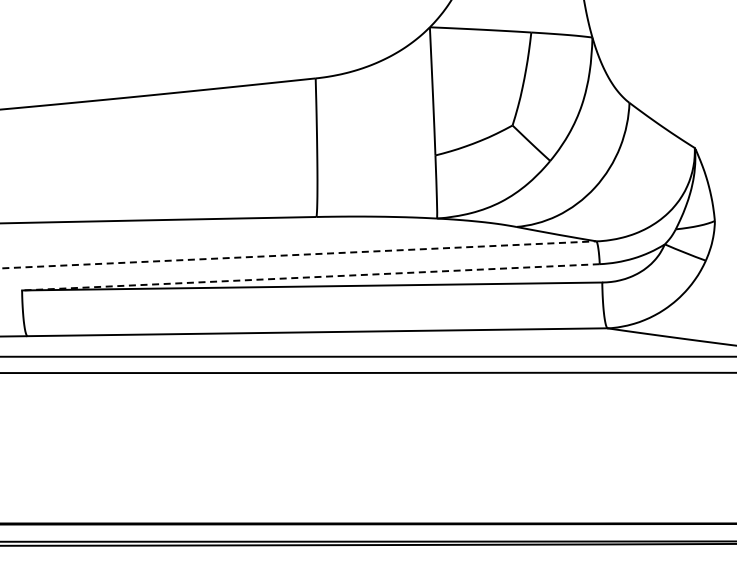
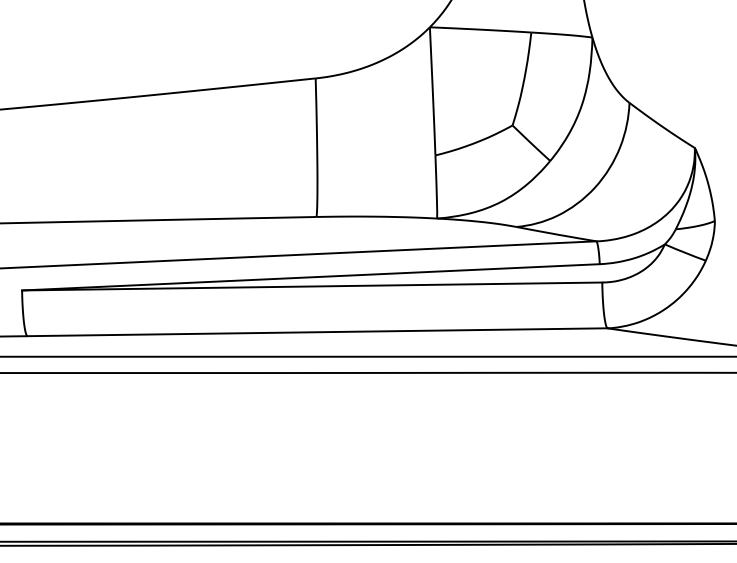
line: dashed -> solid (298, 254)
line: dashed -> solid (310, 277)
